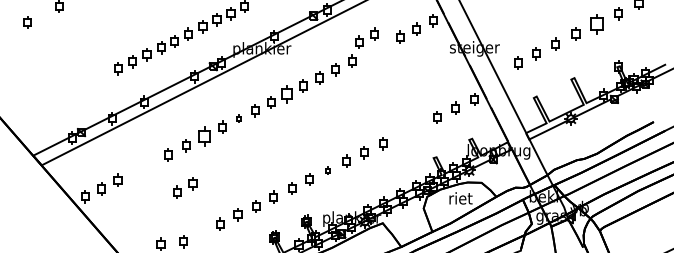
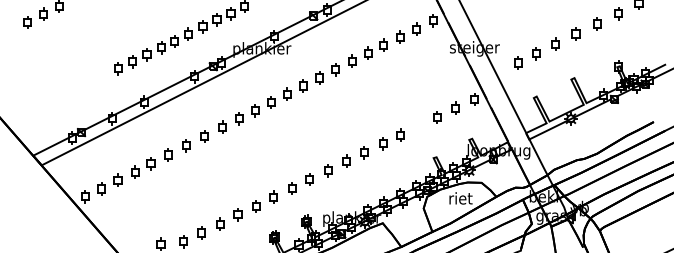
part: none -> present (43, 13)
part size: 14x21 px -> 9x14 px (597, 23)
part position: (366, 37) -> (375, 48) (375, 48)
part size: 12x19 px -> 9x14 px (287, 93)
part size: 6x9 px -> 9x14 px (239, 118)
part: none -> present (400, 134)
part size: 13x21 px -> 9x13 px (204, 136)
part size: 6x9 px -> 9x14 px (328, 170)
part position: (185, 187) -> (143, 167) (143, 167)
part: none -> present (201, 232)
